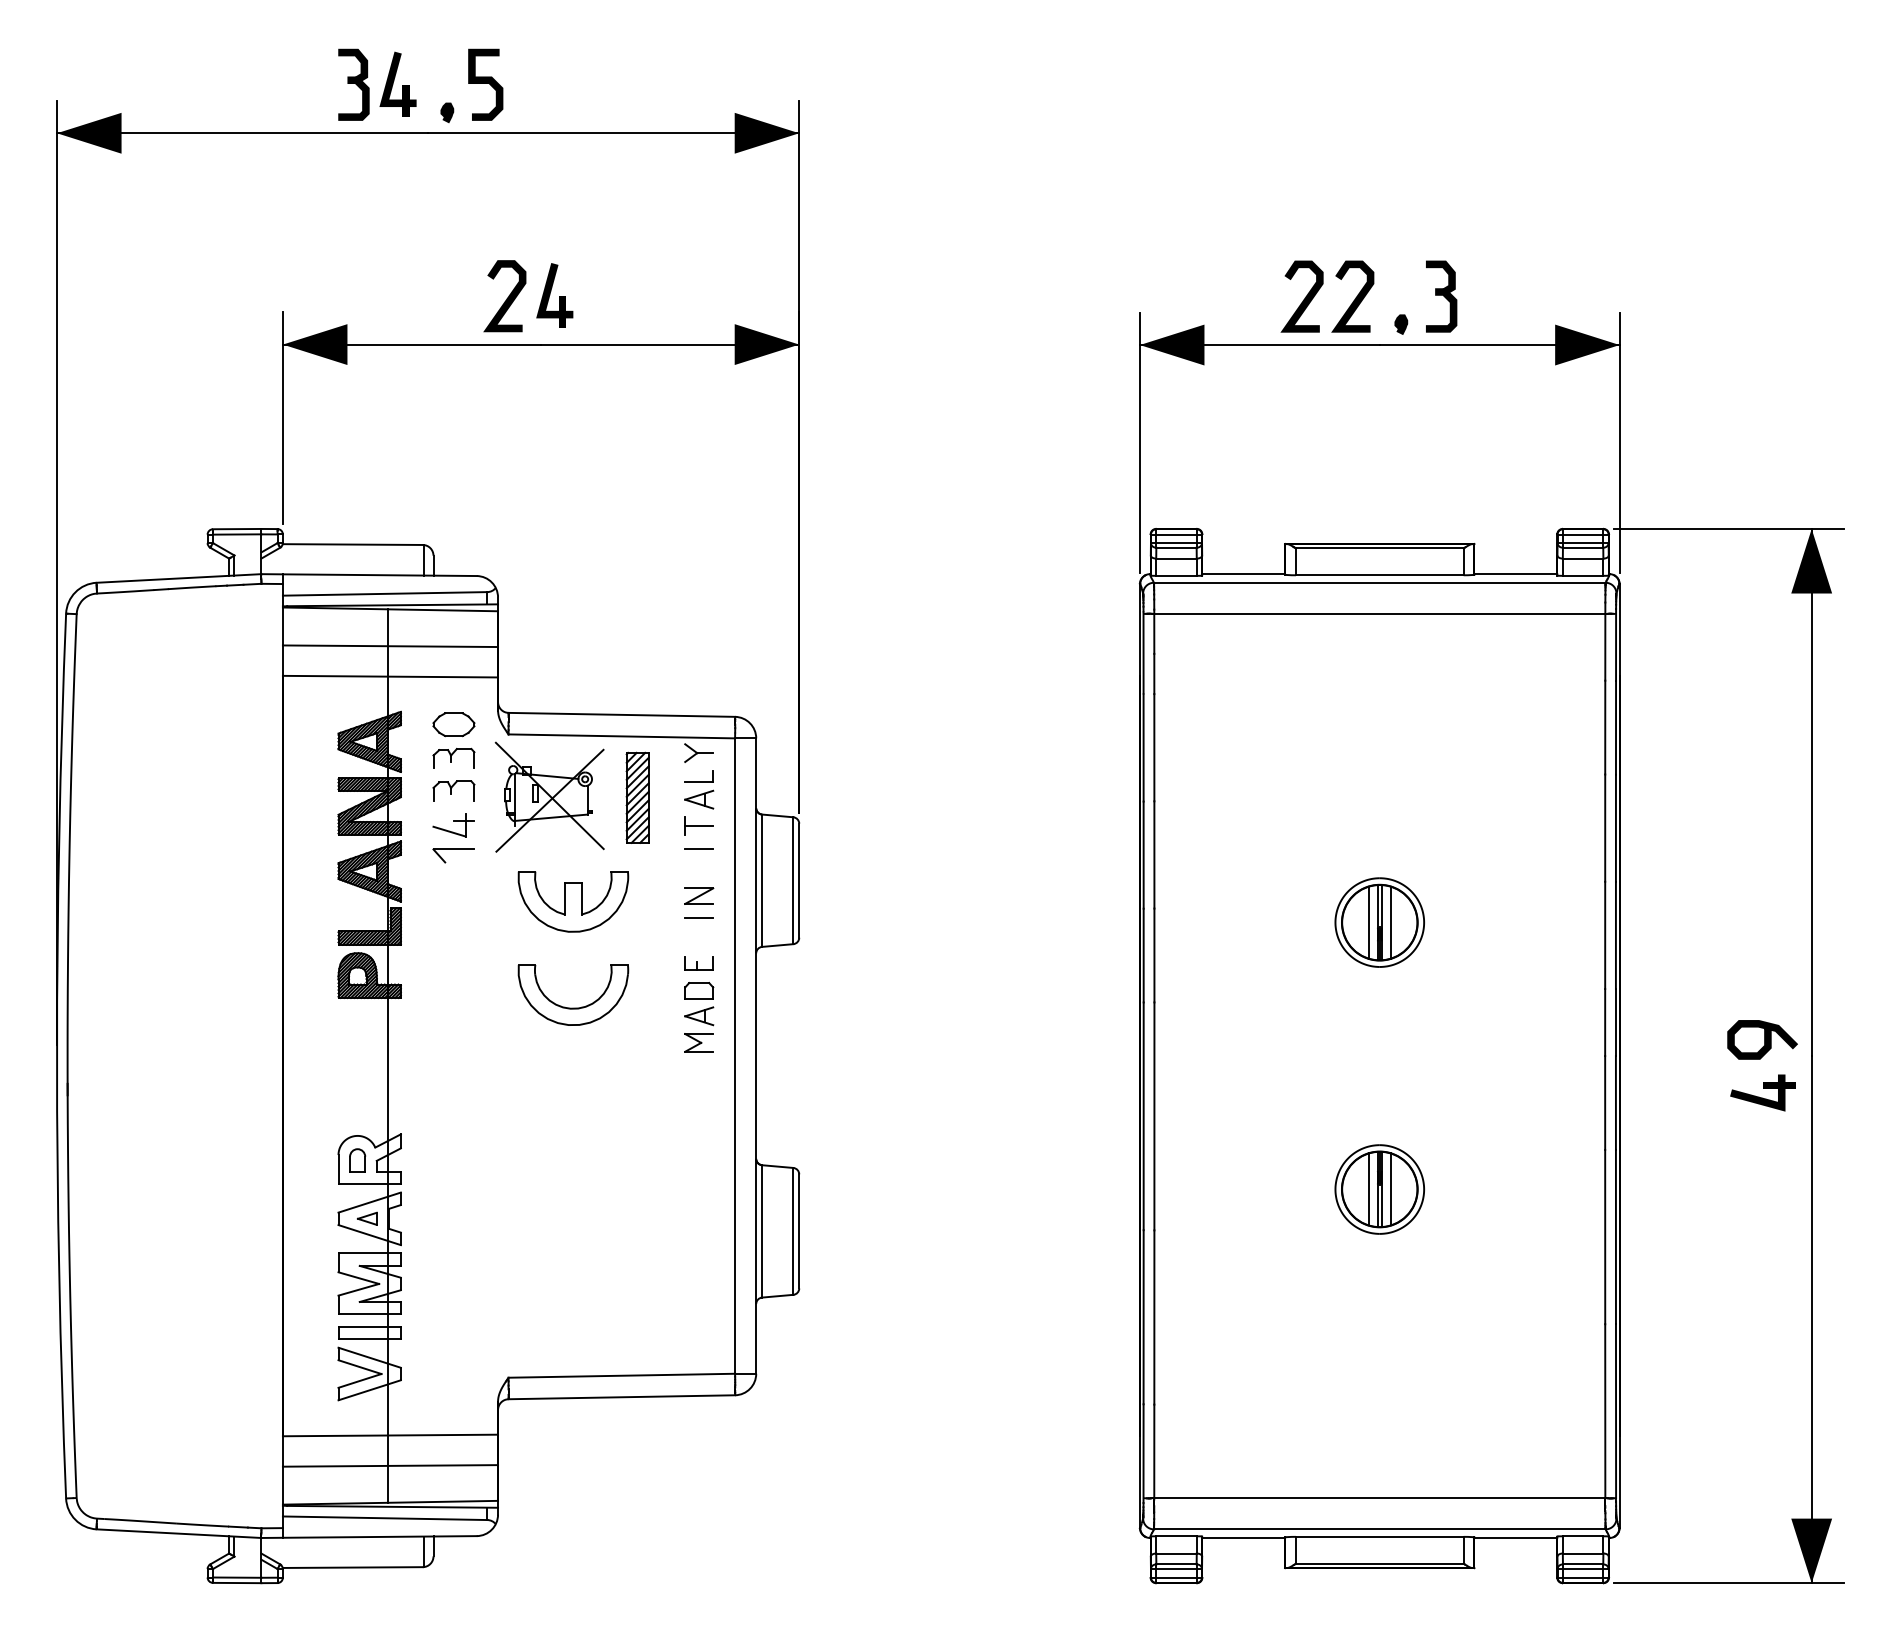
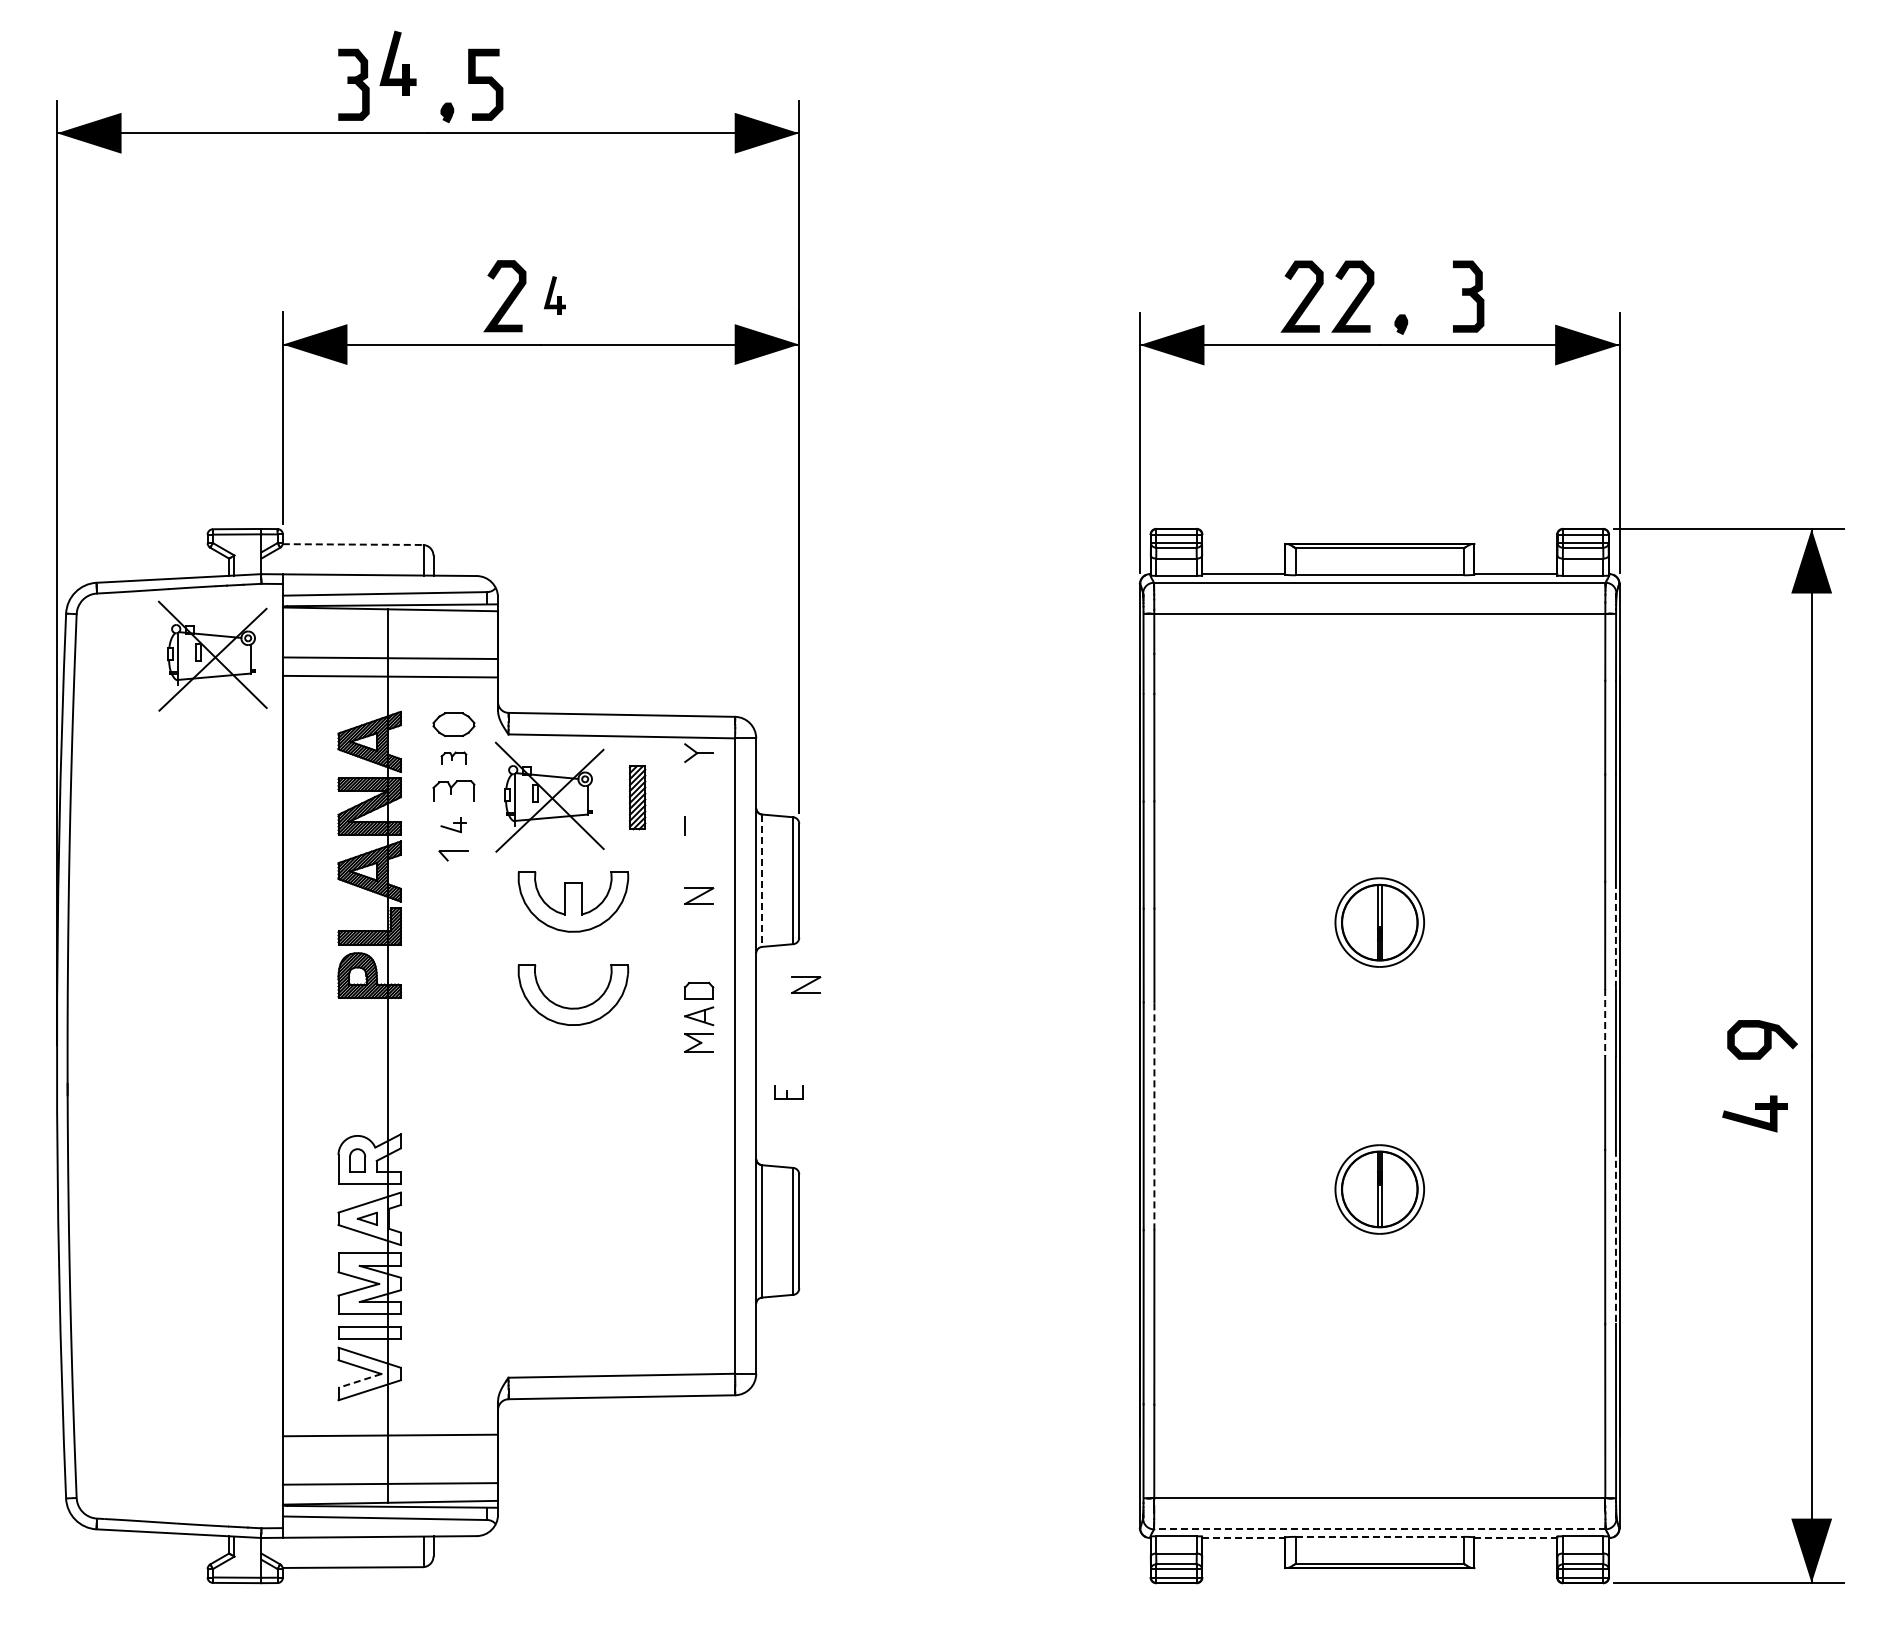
part position: (397, 83) -> (397, 62) (397, 62)
part size: 38x65 px -> 22x39 px (554, 295)
part position: (1441, 296) -> (1468, 296) (1468, 296)
line: solid -> dashed (353, 544)
line position: (390, 646) -> (390, 658) (390, 658)
part: none -> present (212, 655)
part size: 44x22 px -> 28x14 px (453, 757)
part: present -> none (699, 789)
part size: 25x93 px -> 19x66 px (637, 797)
part size: 43x25 px -> 27x16 px (453, 824)
line: present -> none (699, 826)
line: present -> none (699, 849)
part size: 43x16 px -> 31x12 px (453, 855)
line: solid -> dashed (762, 881)
line: present -> none (699, 917)
line: present -> none (1368, 922)
line: present -> none (1390, 922)
line: solid -> dashed (1615, 935)
part position: (698, 963) -> (788, 1092) (788, 1092)
part: none -> present (806, 984)
line: solid -> dashed (1605, 1022)
part position: (1762, 1092) -> (1754, 1113) (1754, 1113)
line: solid -> dashed (1154, 1116)
line: present -> none (1368, 1189)
line: present -> none (1390, 1189)
line: solid -> dashed (1615, 1237)
line: solid -> dashed (360, 1380)
line position: (390, 1465) -> (390, 1483) (390, 1483)
line: solid -> dashed (1379, 1529)
line: solid -> dashed (1379, 1536)
line: solid -> dashed (1244, 1537)
line: solid -> dashed (1516, 1537)
